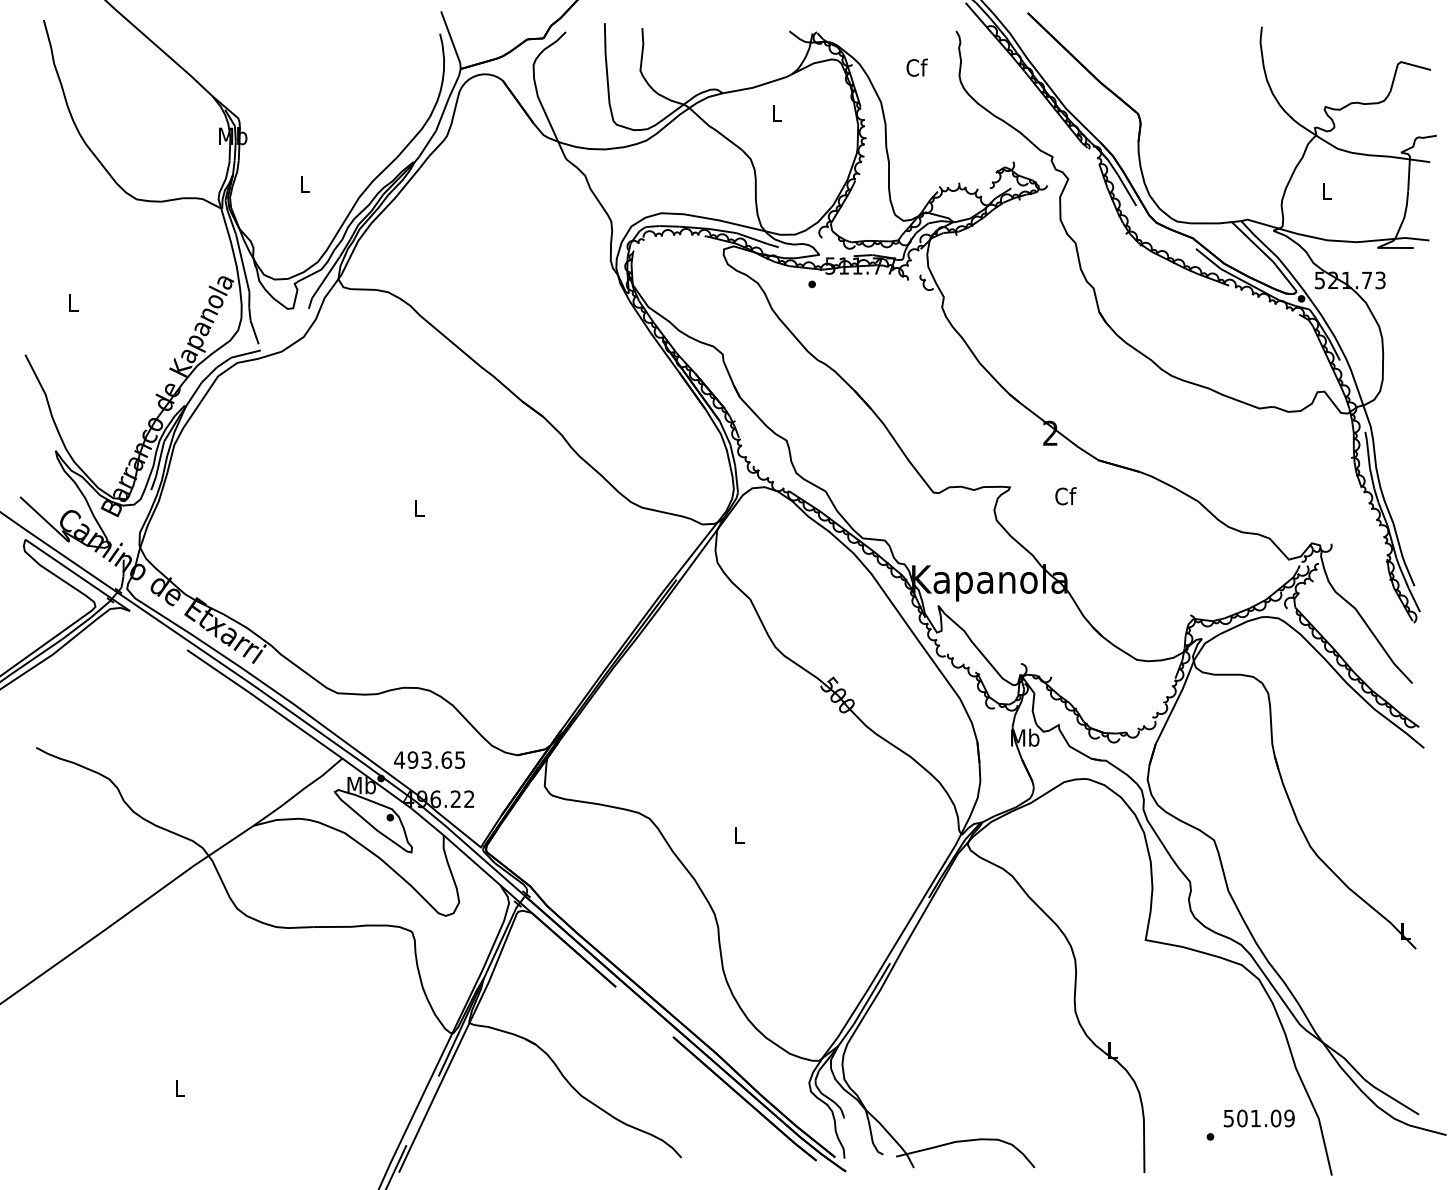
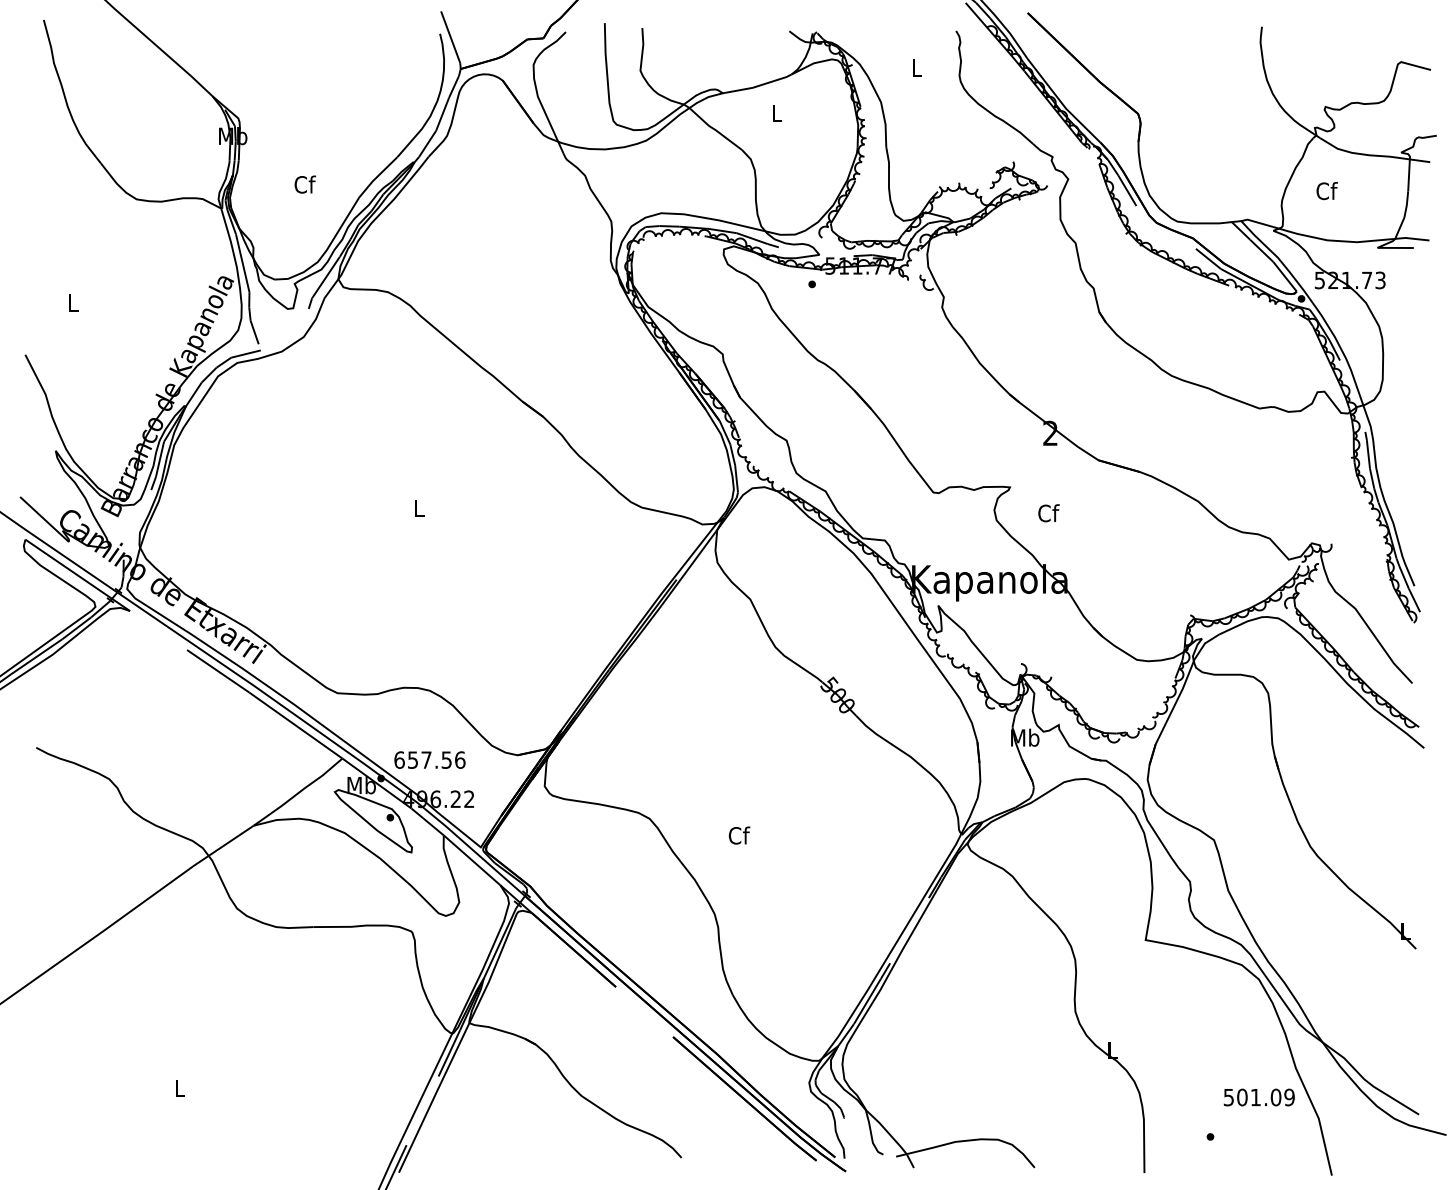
text: Cf -> L (916, 67)
text: L -> Cf (304, 184)
text: L -> Cf (1326, 191)
text position: (1065, 496) -> (1048, 513) (1048, 513)
text: 493.65 -> 657.56 (429, 759)
text: L -> Cf (739, 835)
text position: (1258, 1118) -> (1258, 1097) (1258, 1097)
